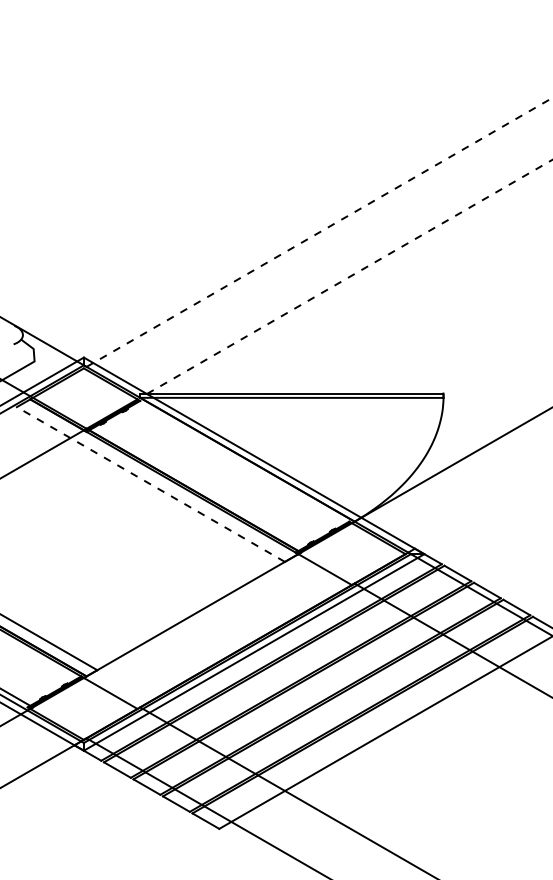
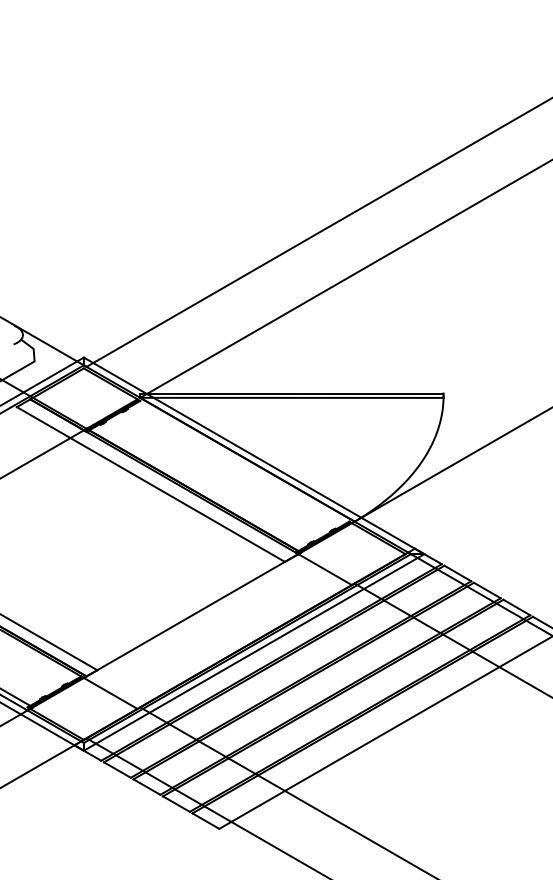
line: dashed -> solid (319, 232)
line: dashed -> solid (346, 278)
line: dashed -> solid (150, 484)
